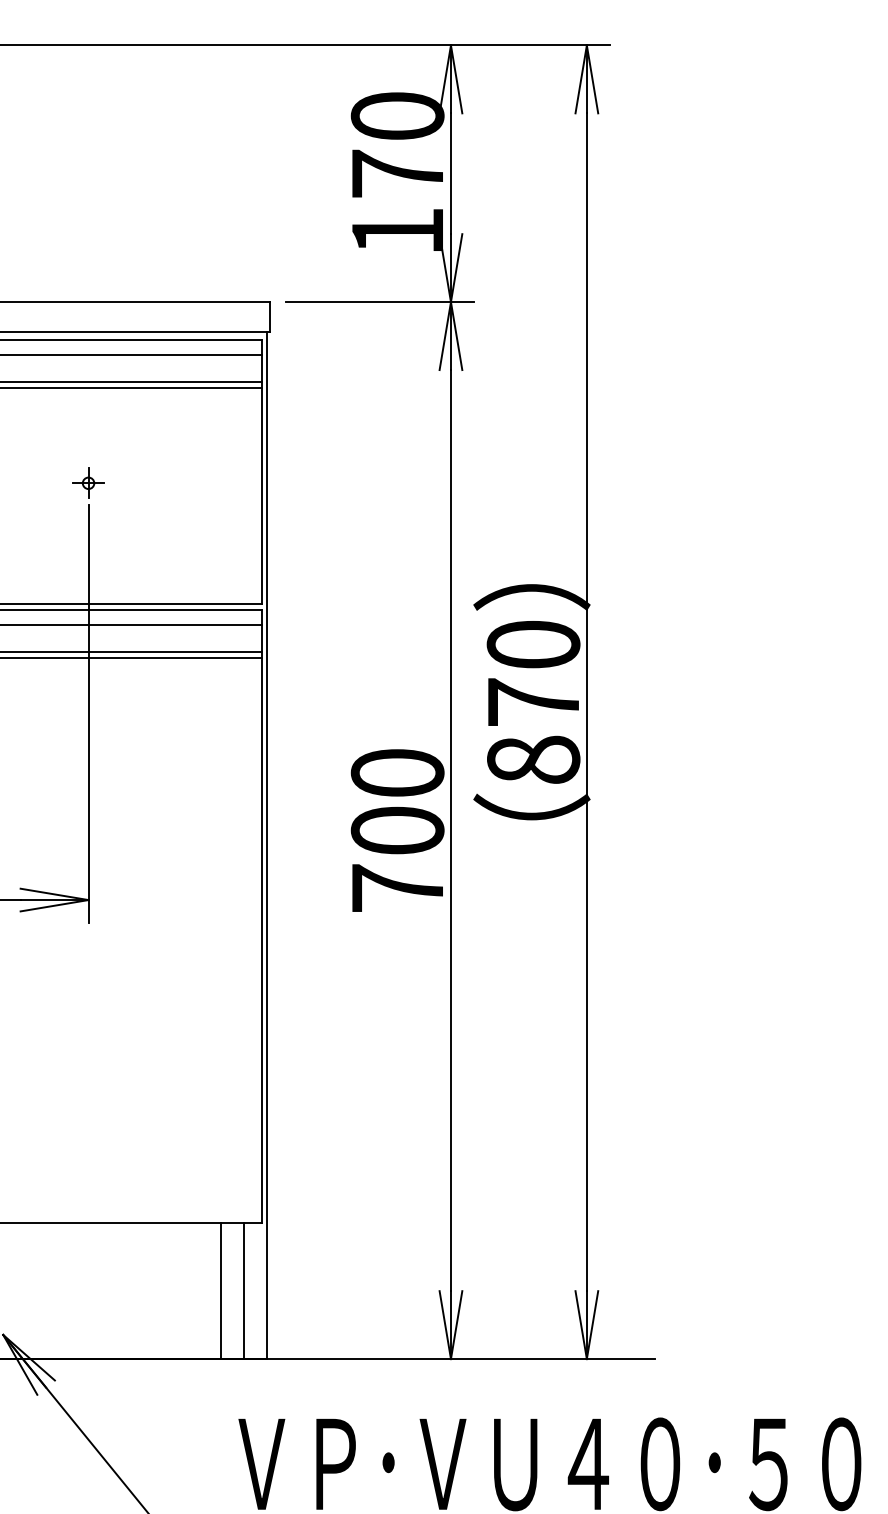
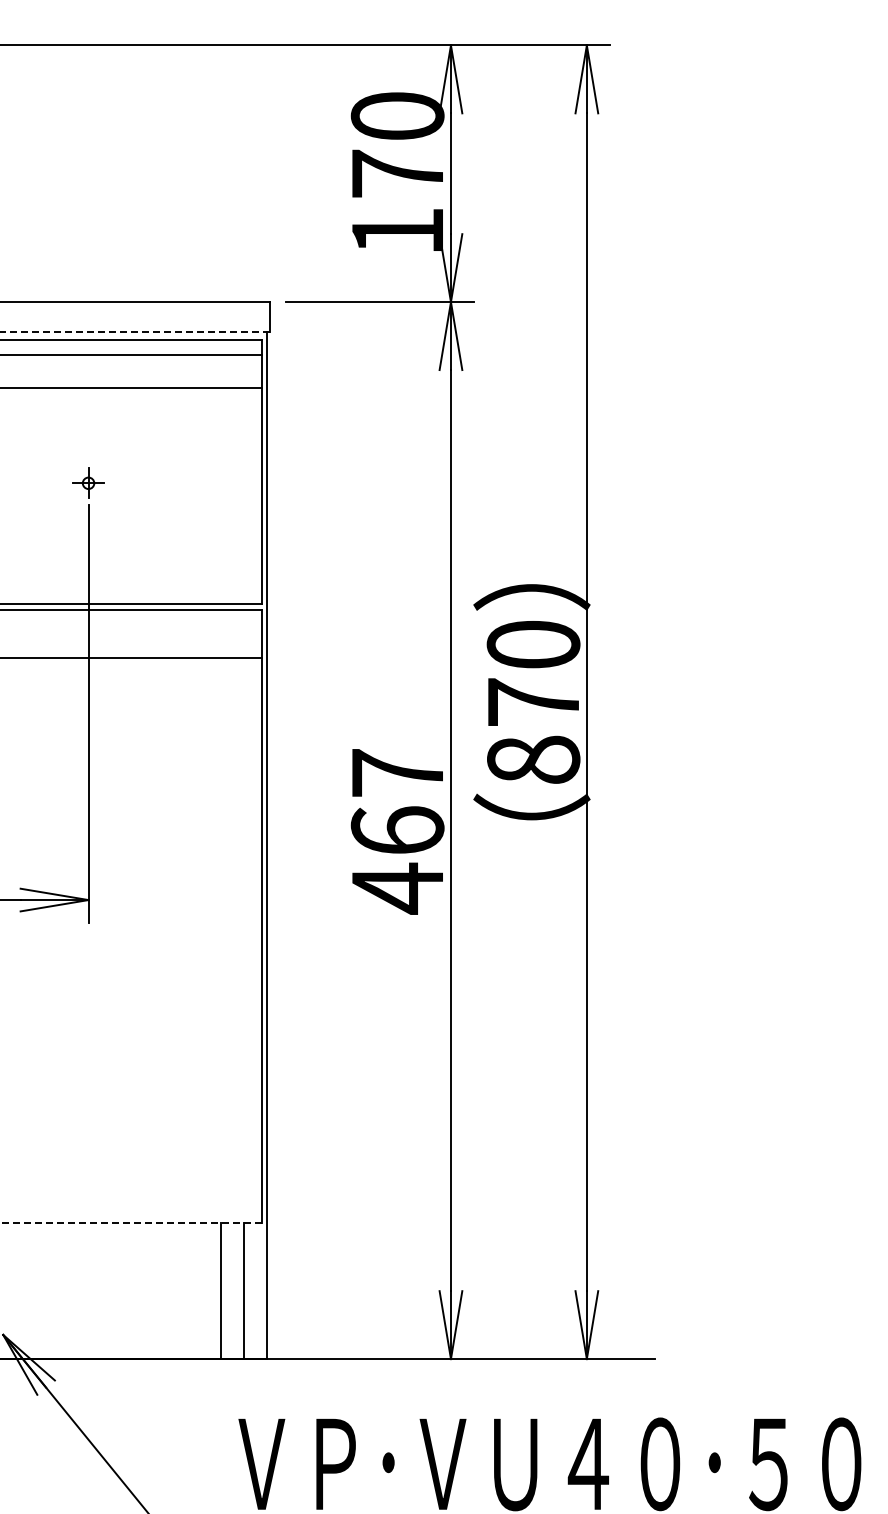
line: solid -> dashed (134, 332)
line: present -> none (132, 382)
line: present -> none (132, 625)
line: present -> none (132, 652)
text: 700 -> 467 (397, 831)
line: solid -> dashed (131, 1223)
